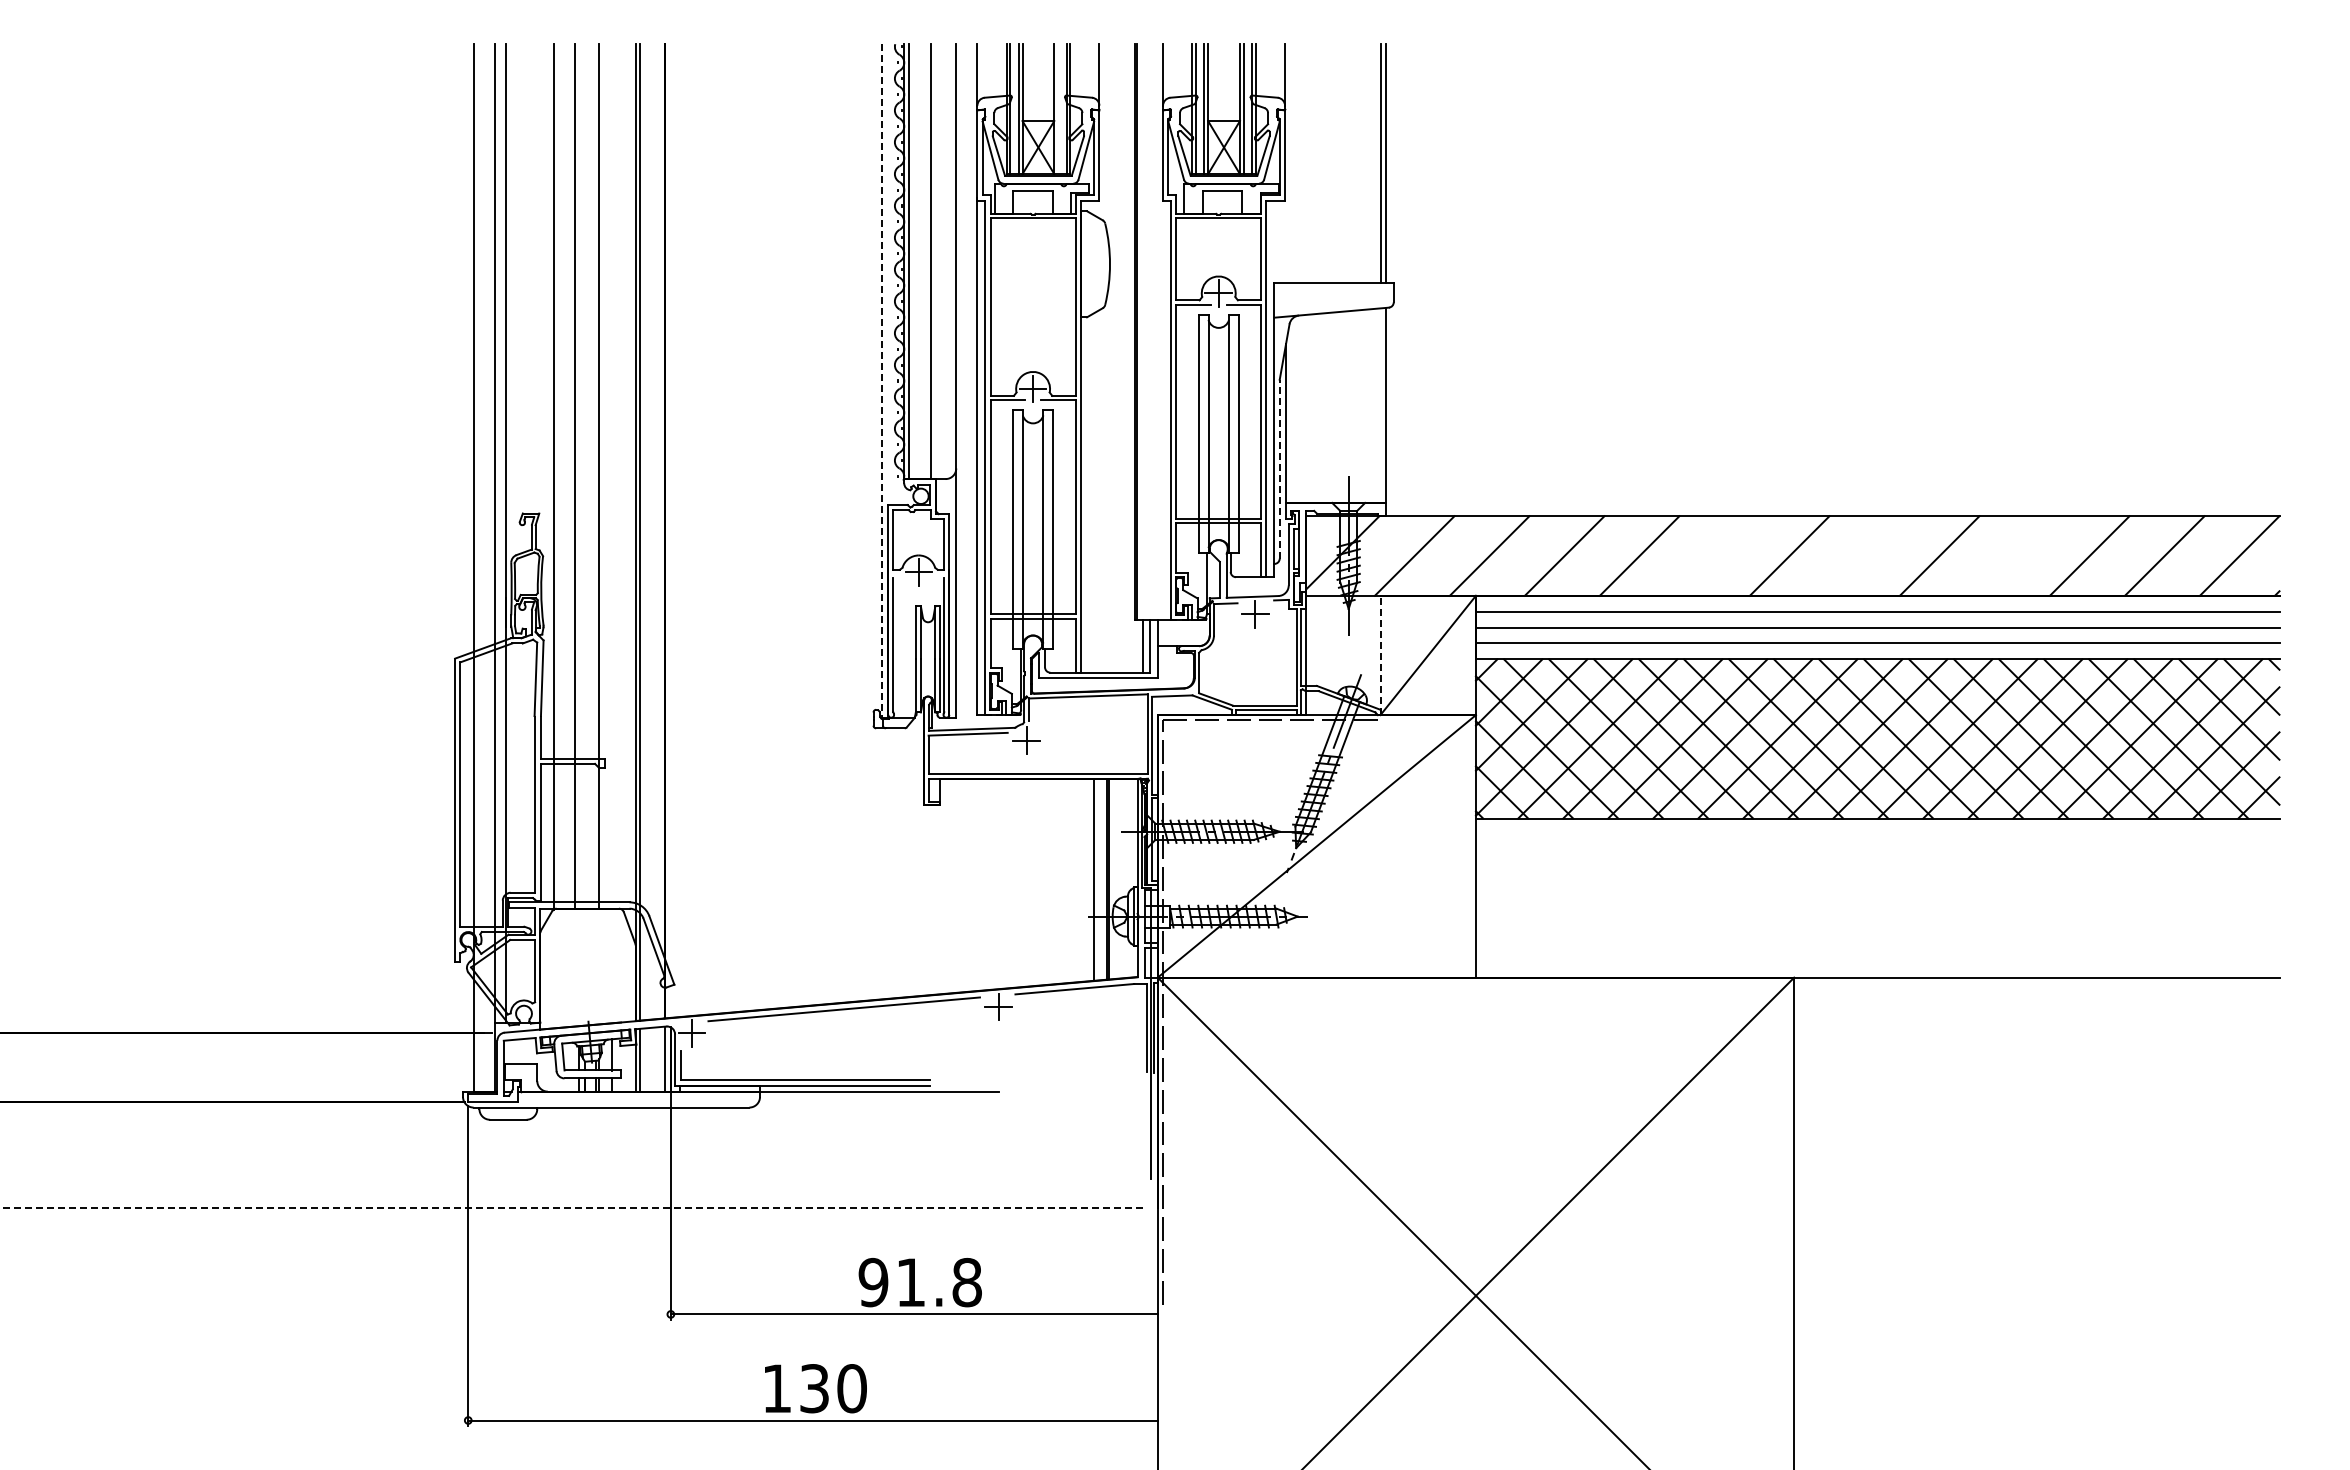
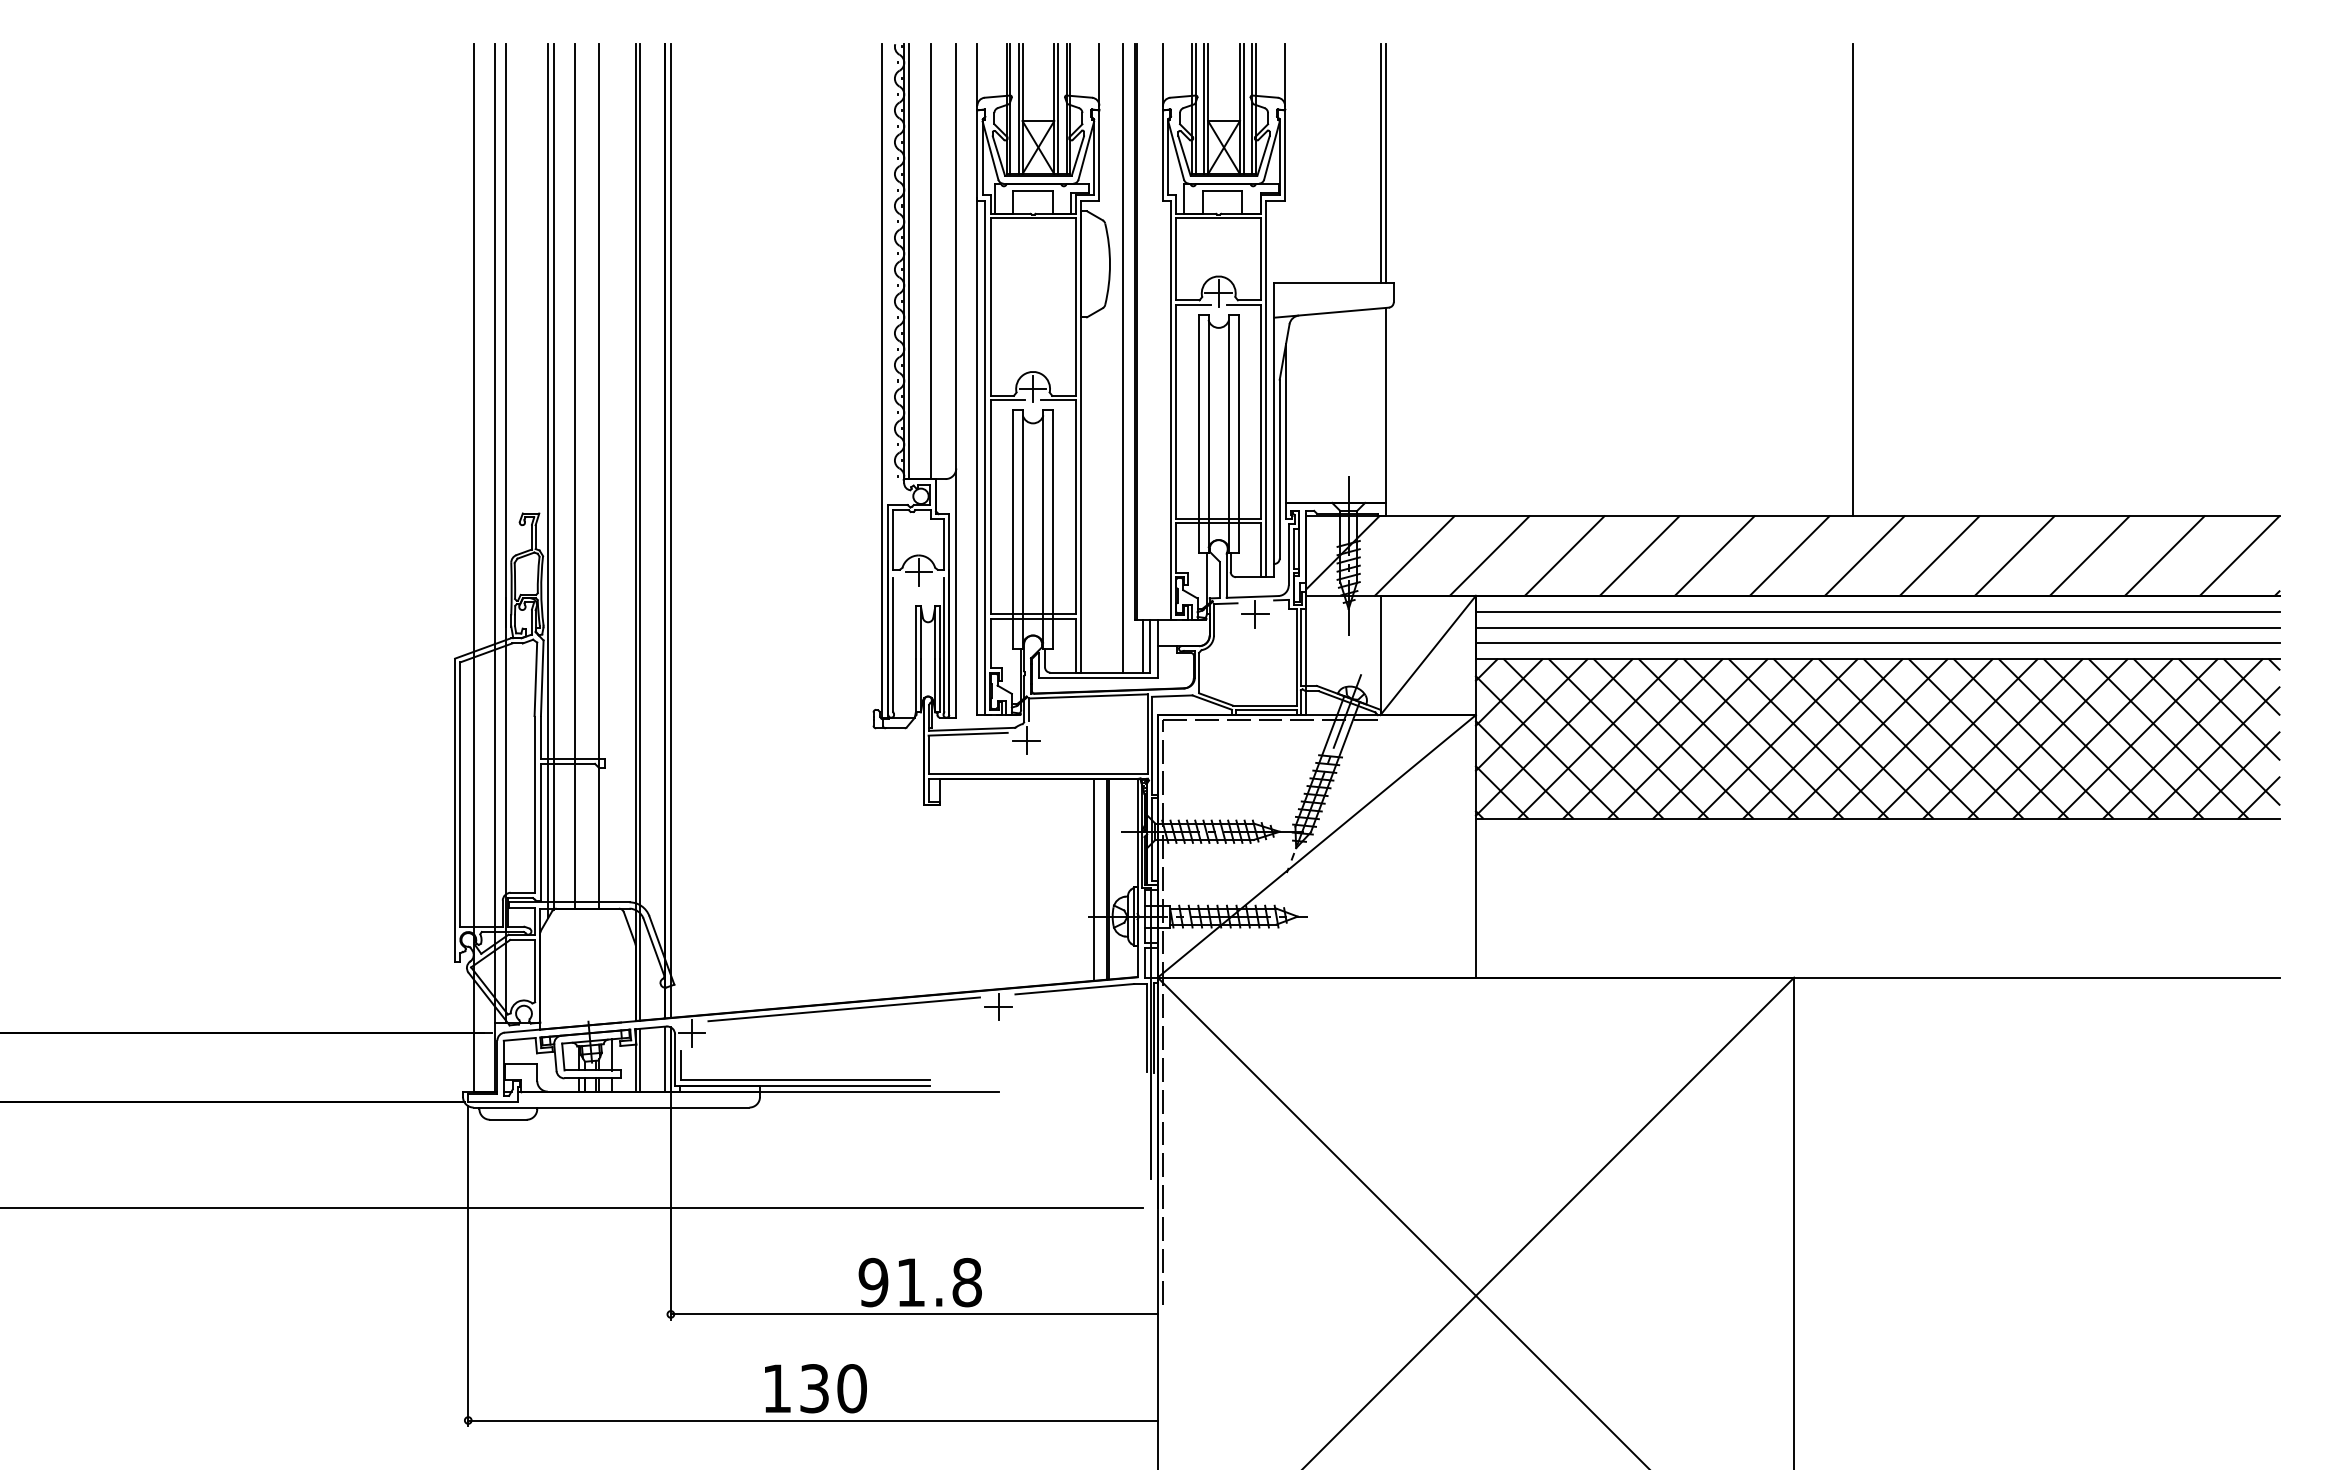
line: none -> present (1058, 109)
line: none -> present (1852, 280)
line: none -> present (1122, 358)
line: dashed -> solid (882, 380)
line: dashed -> solid (1279, 468)
line: none -> present (548, 480)
line: none -> present (670, 530)
line: none -> present (1714, 555)
line: none -> present (1864, 555)
line: none -> present (2014, 555)
line: dashed -> solid (1380, 655)
line: dashed -> solid (571, 1208)
